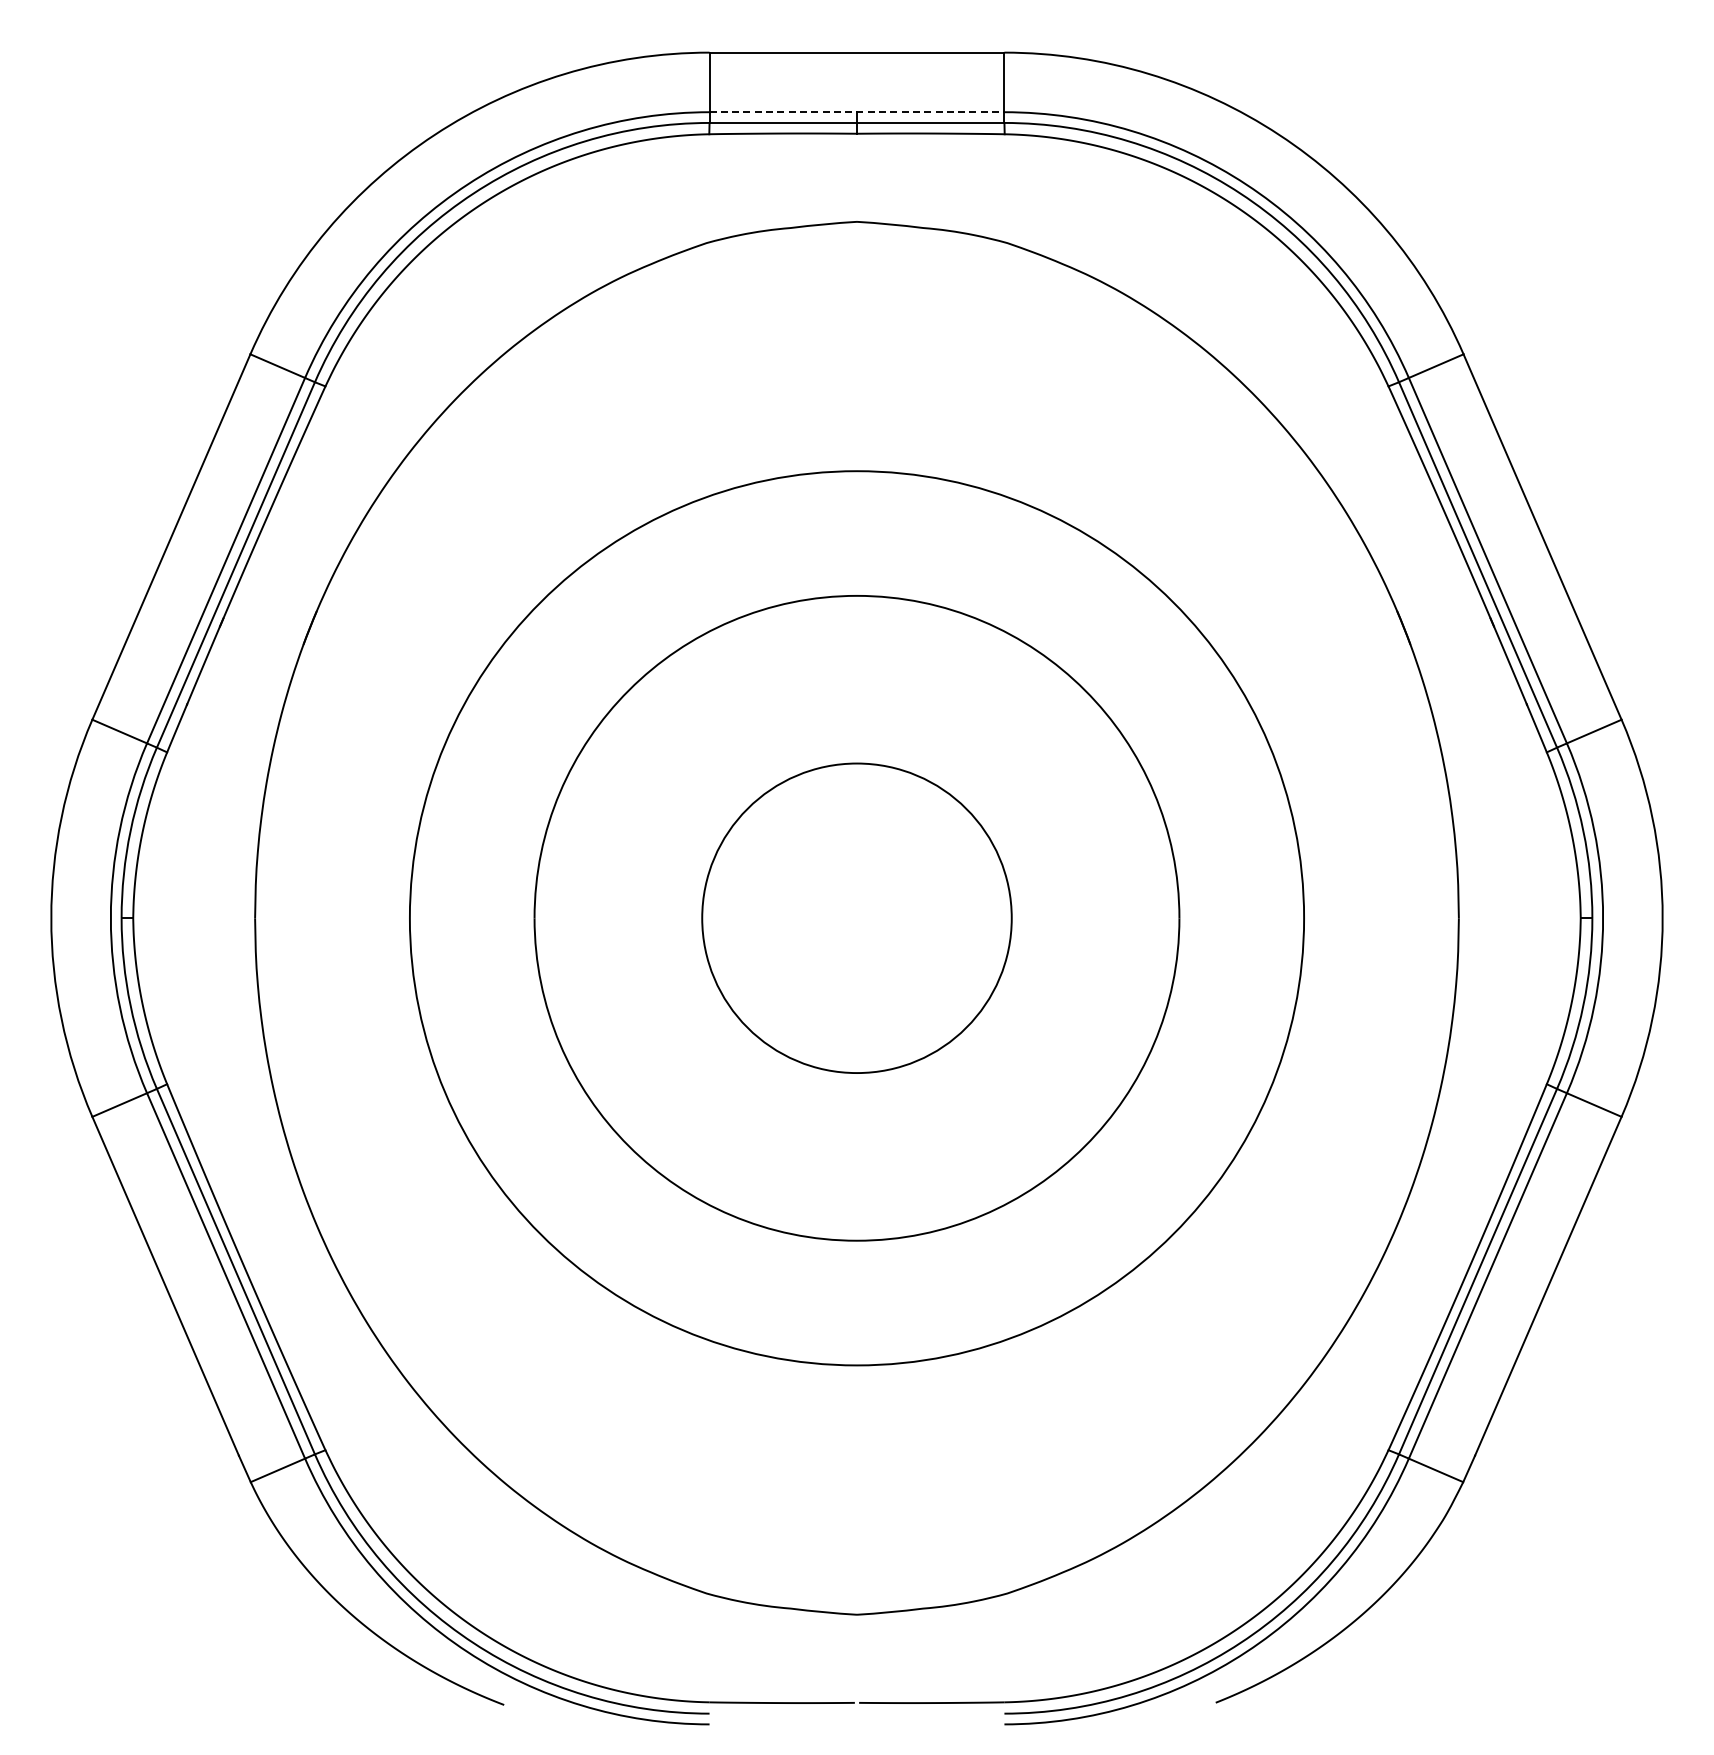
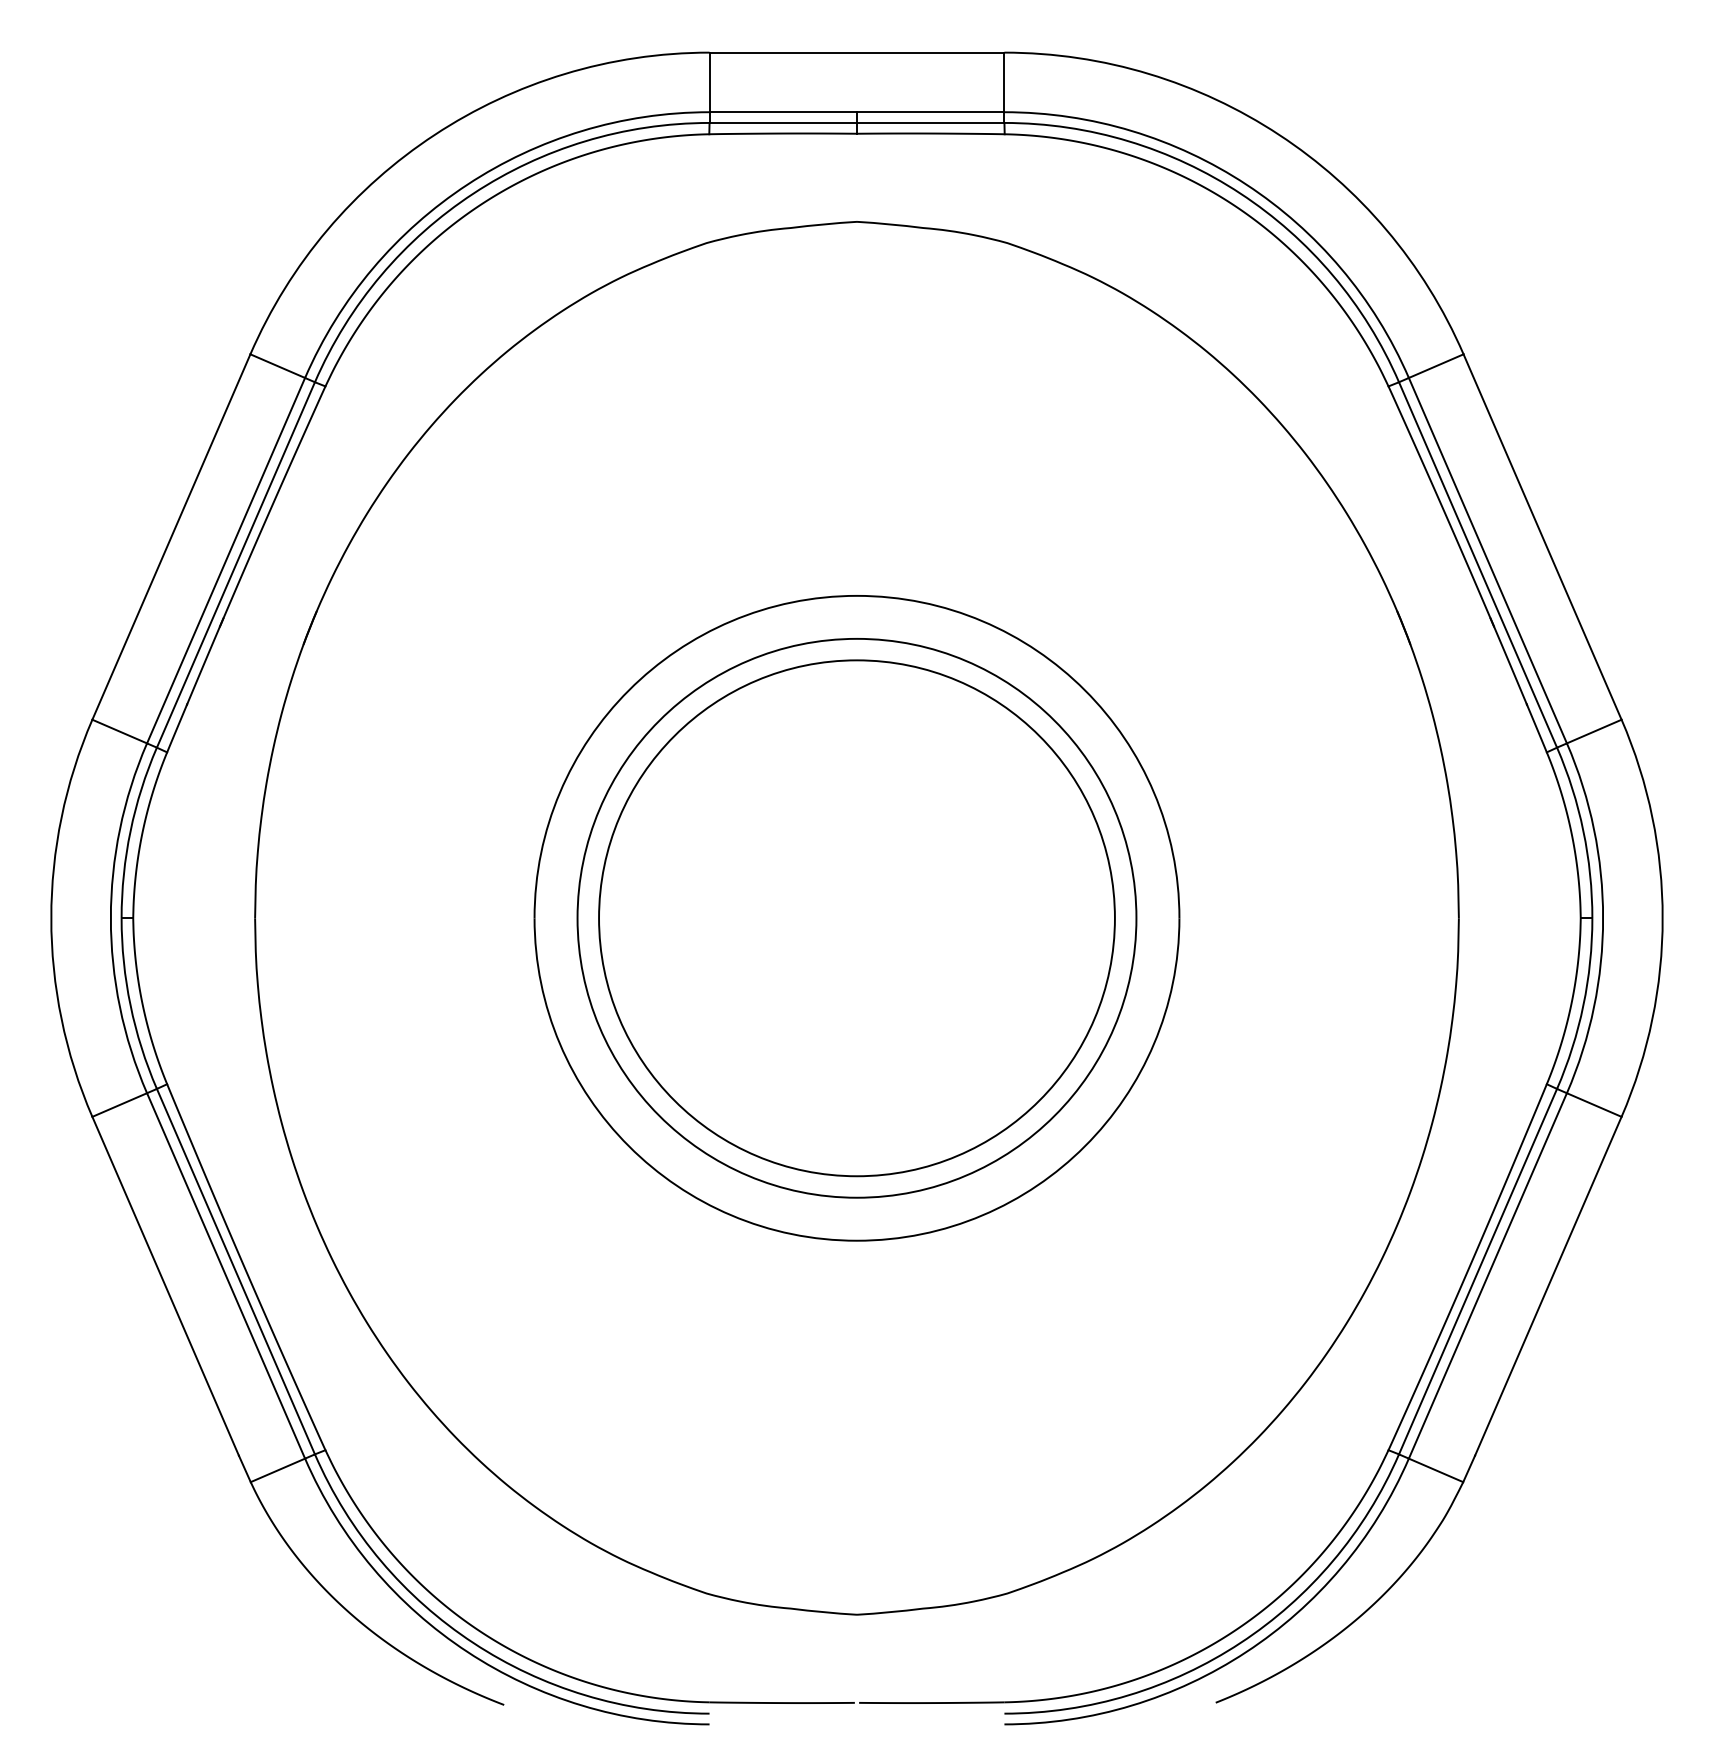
line: dashed -> solid (857, 112)
circle diameter: 310 px -> 516 px (856, 918)
circle diameter: 894 px -> 559 px (856, 917)
